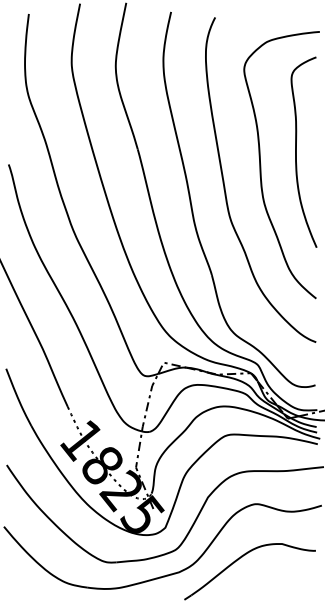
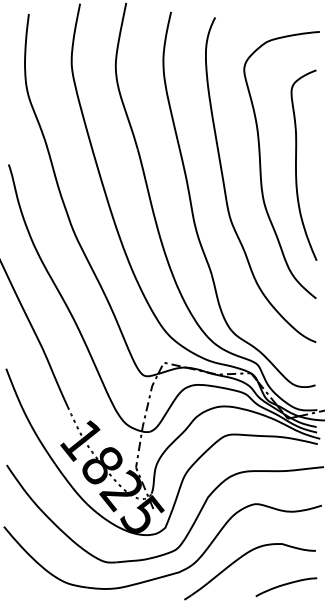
curve position: (296, 151) -> (296, 164) (296, 164)
curve: none -> present (285, 585)
